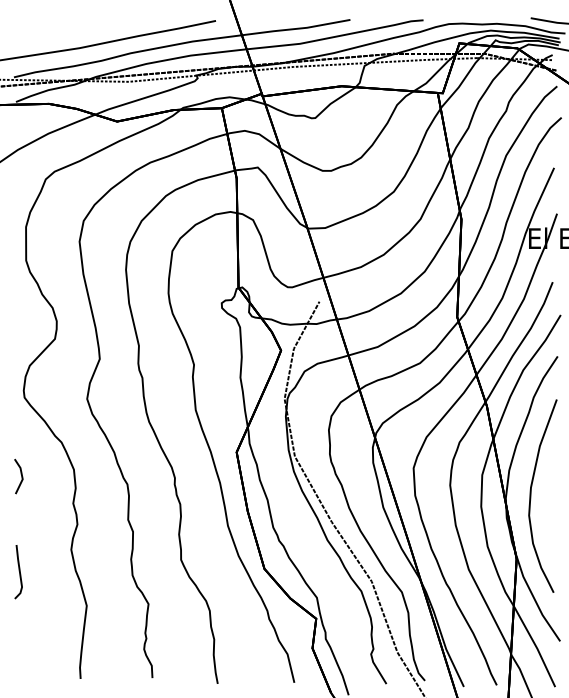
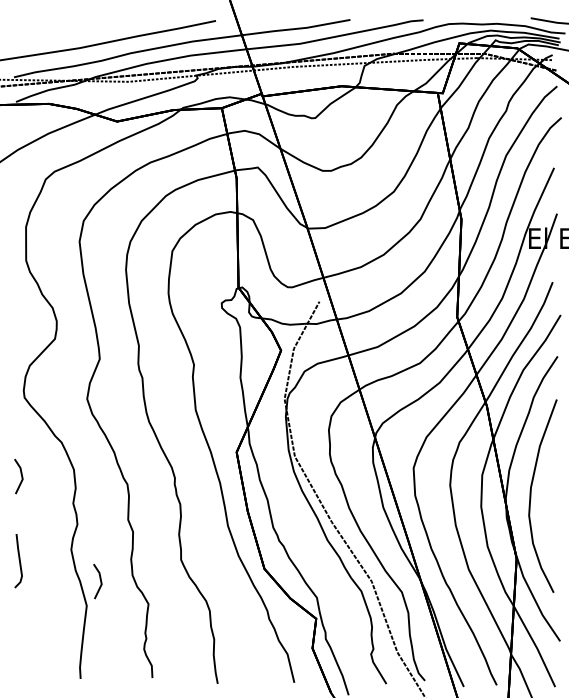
line position: (18, 571) -> (18, 560) (18, 560)
line: none -> present (99, 579)
